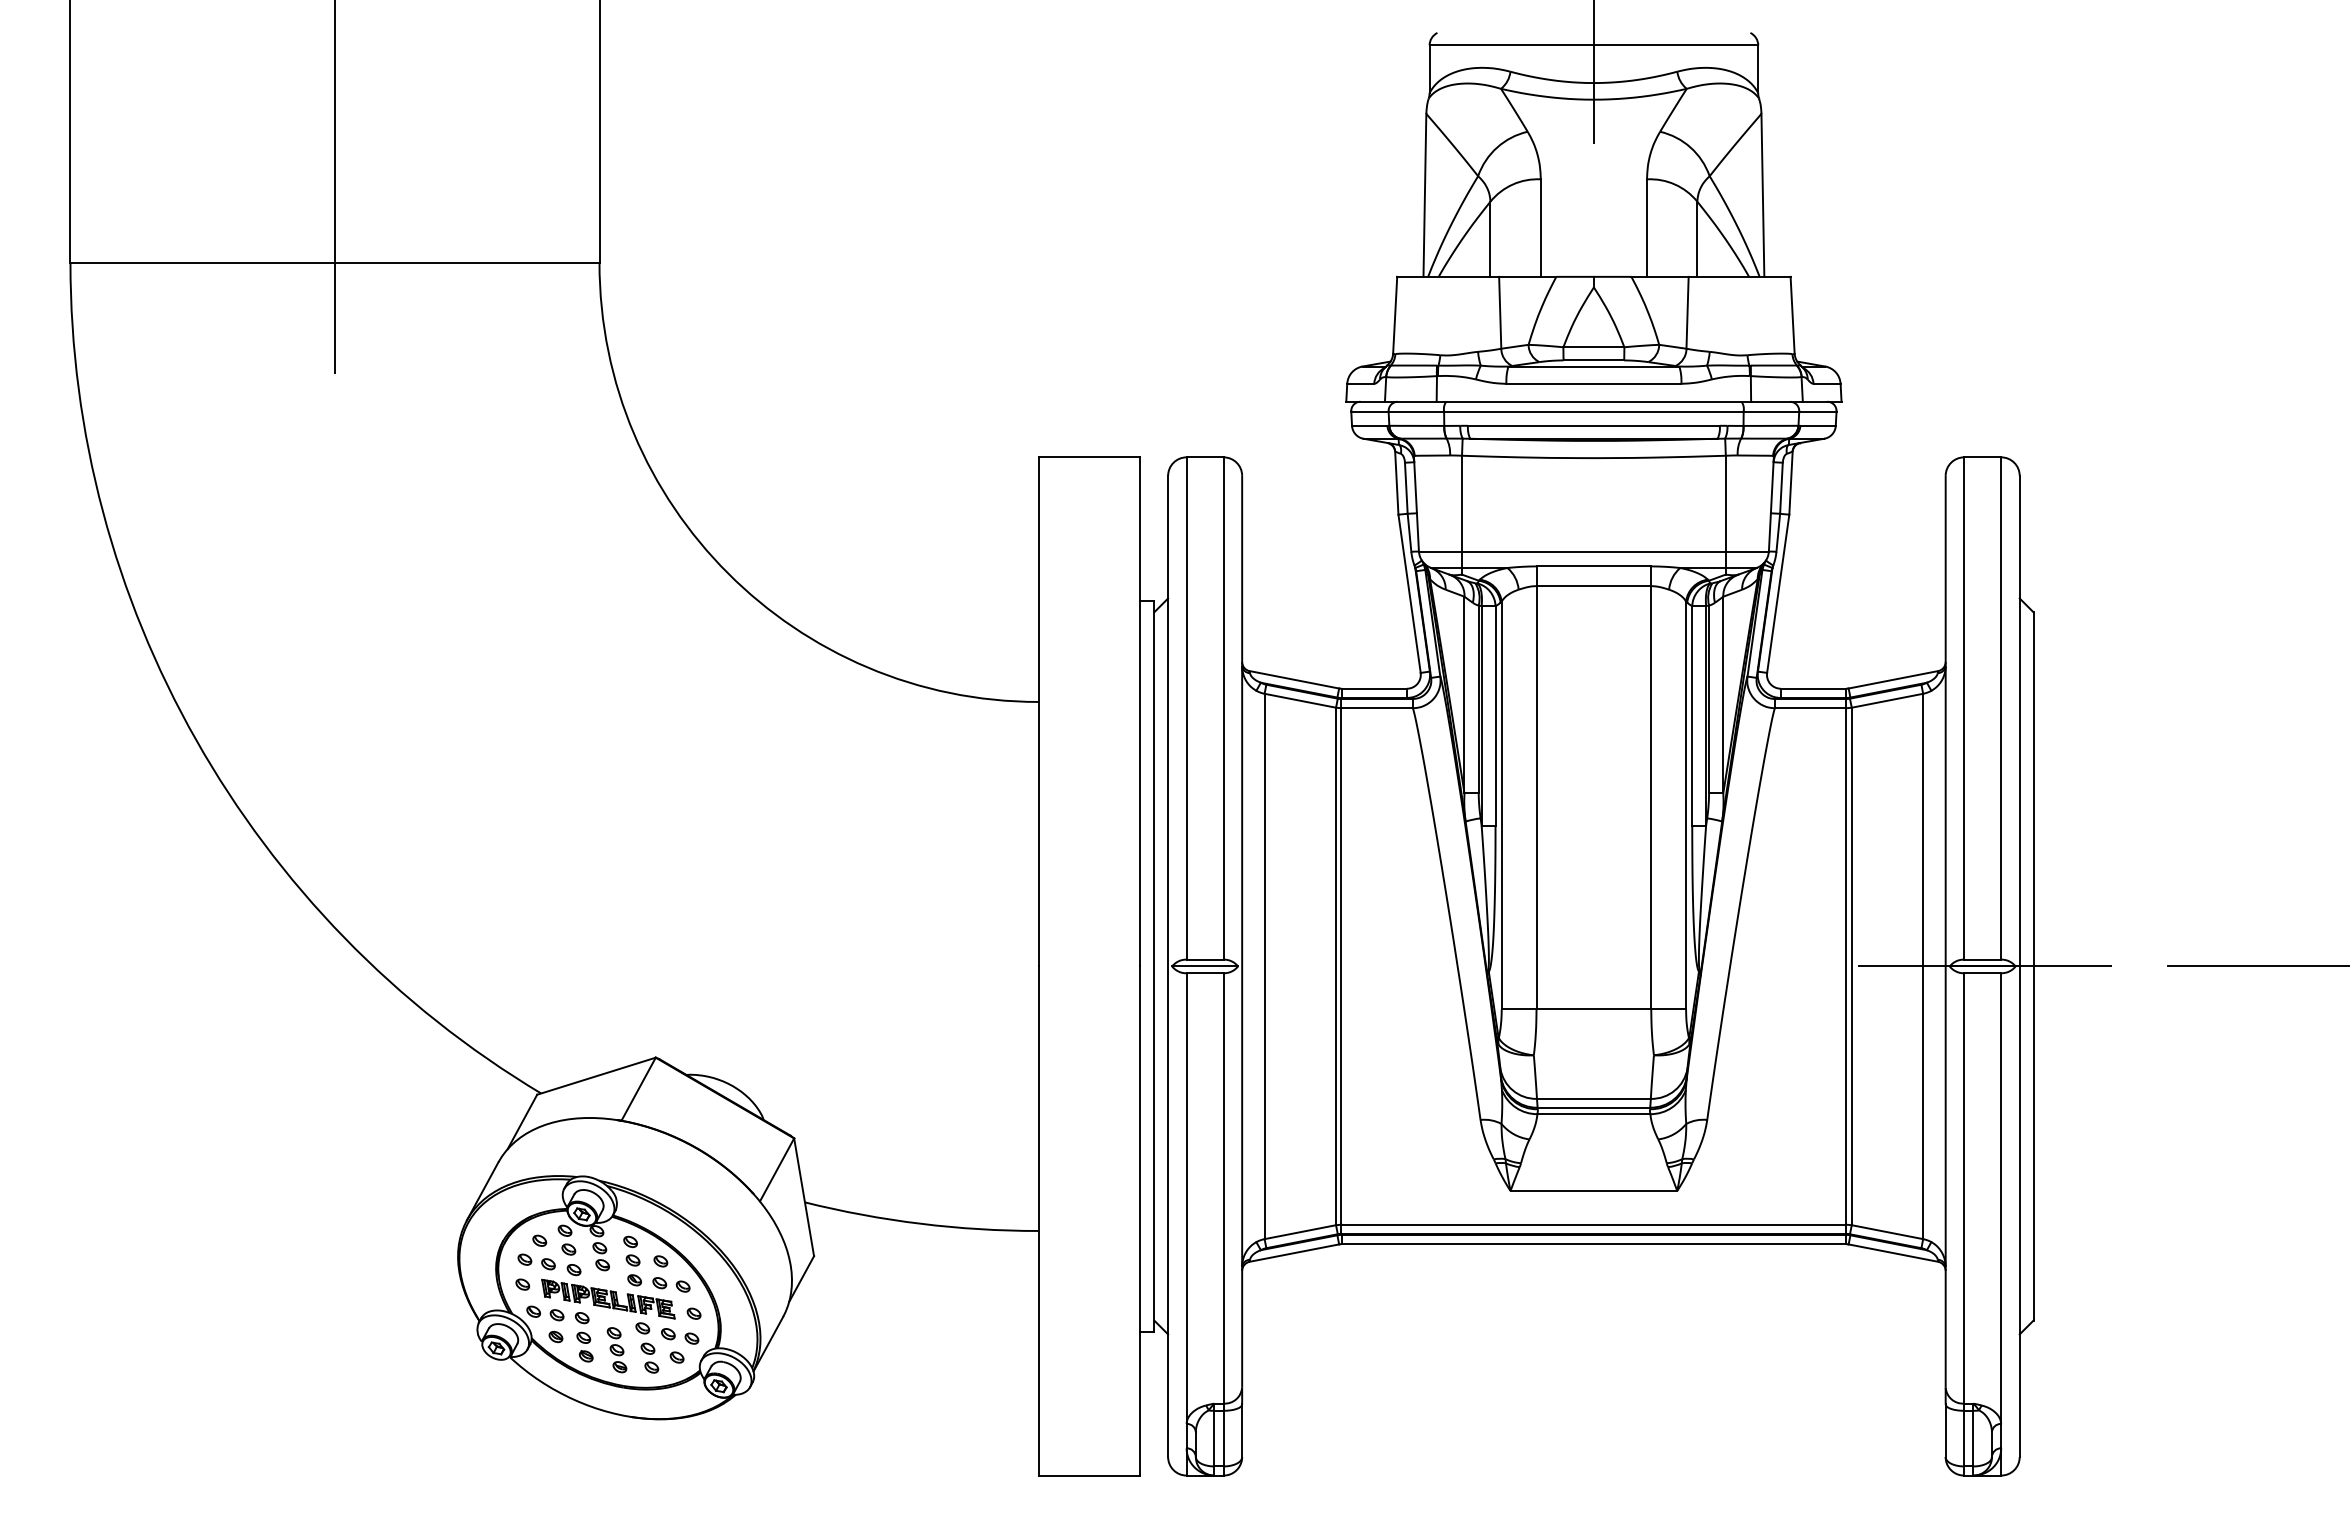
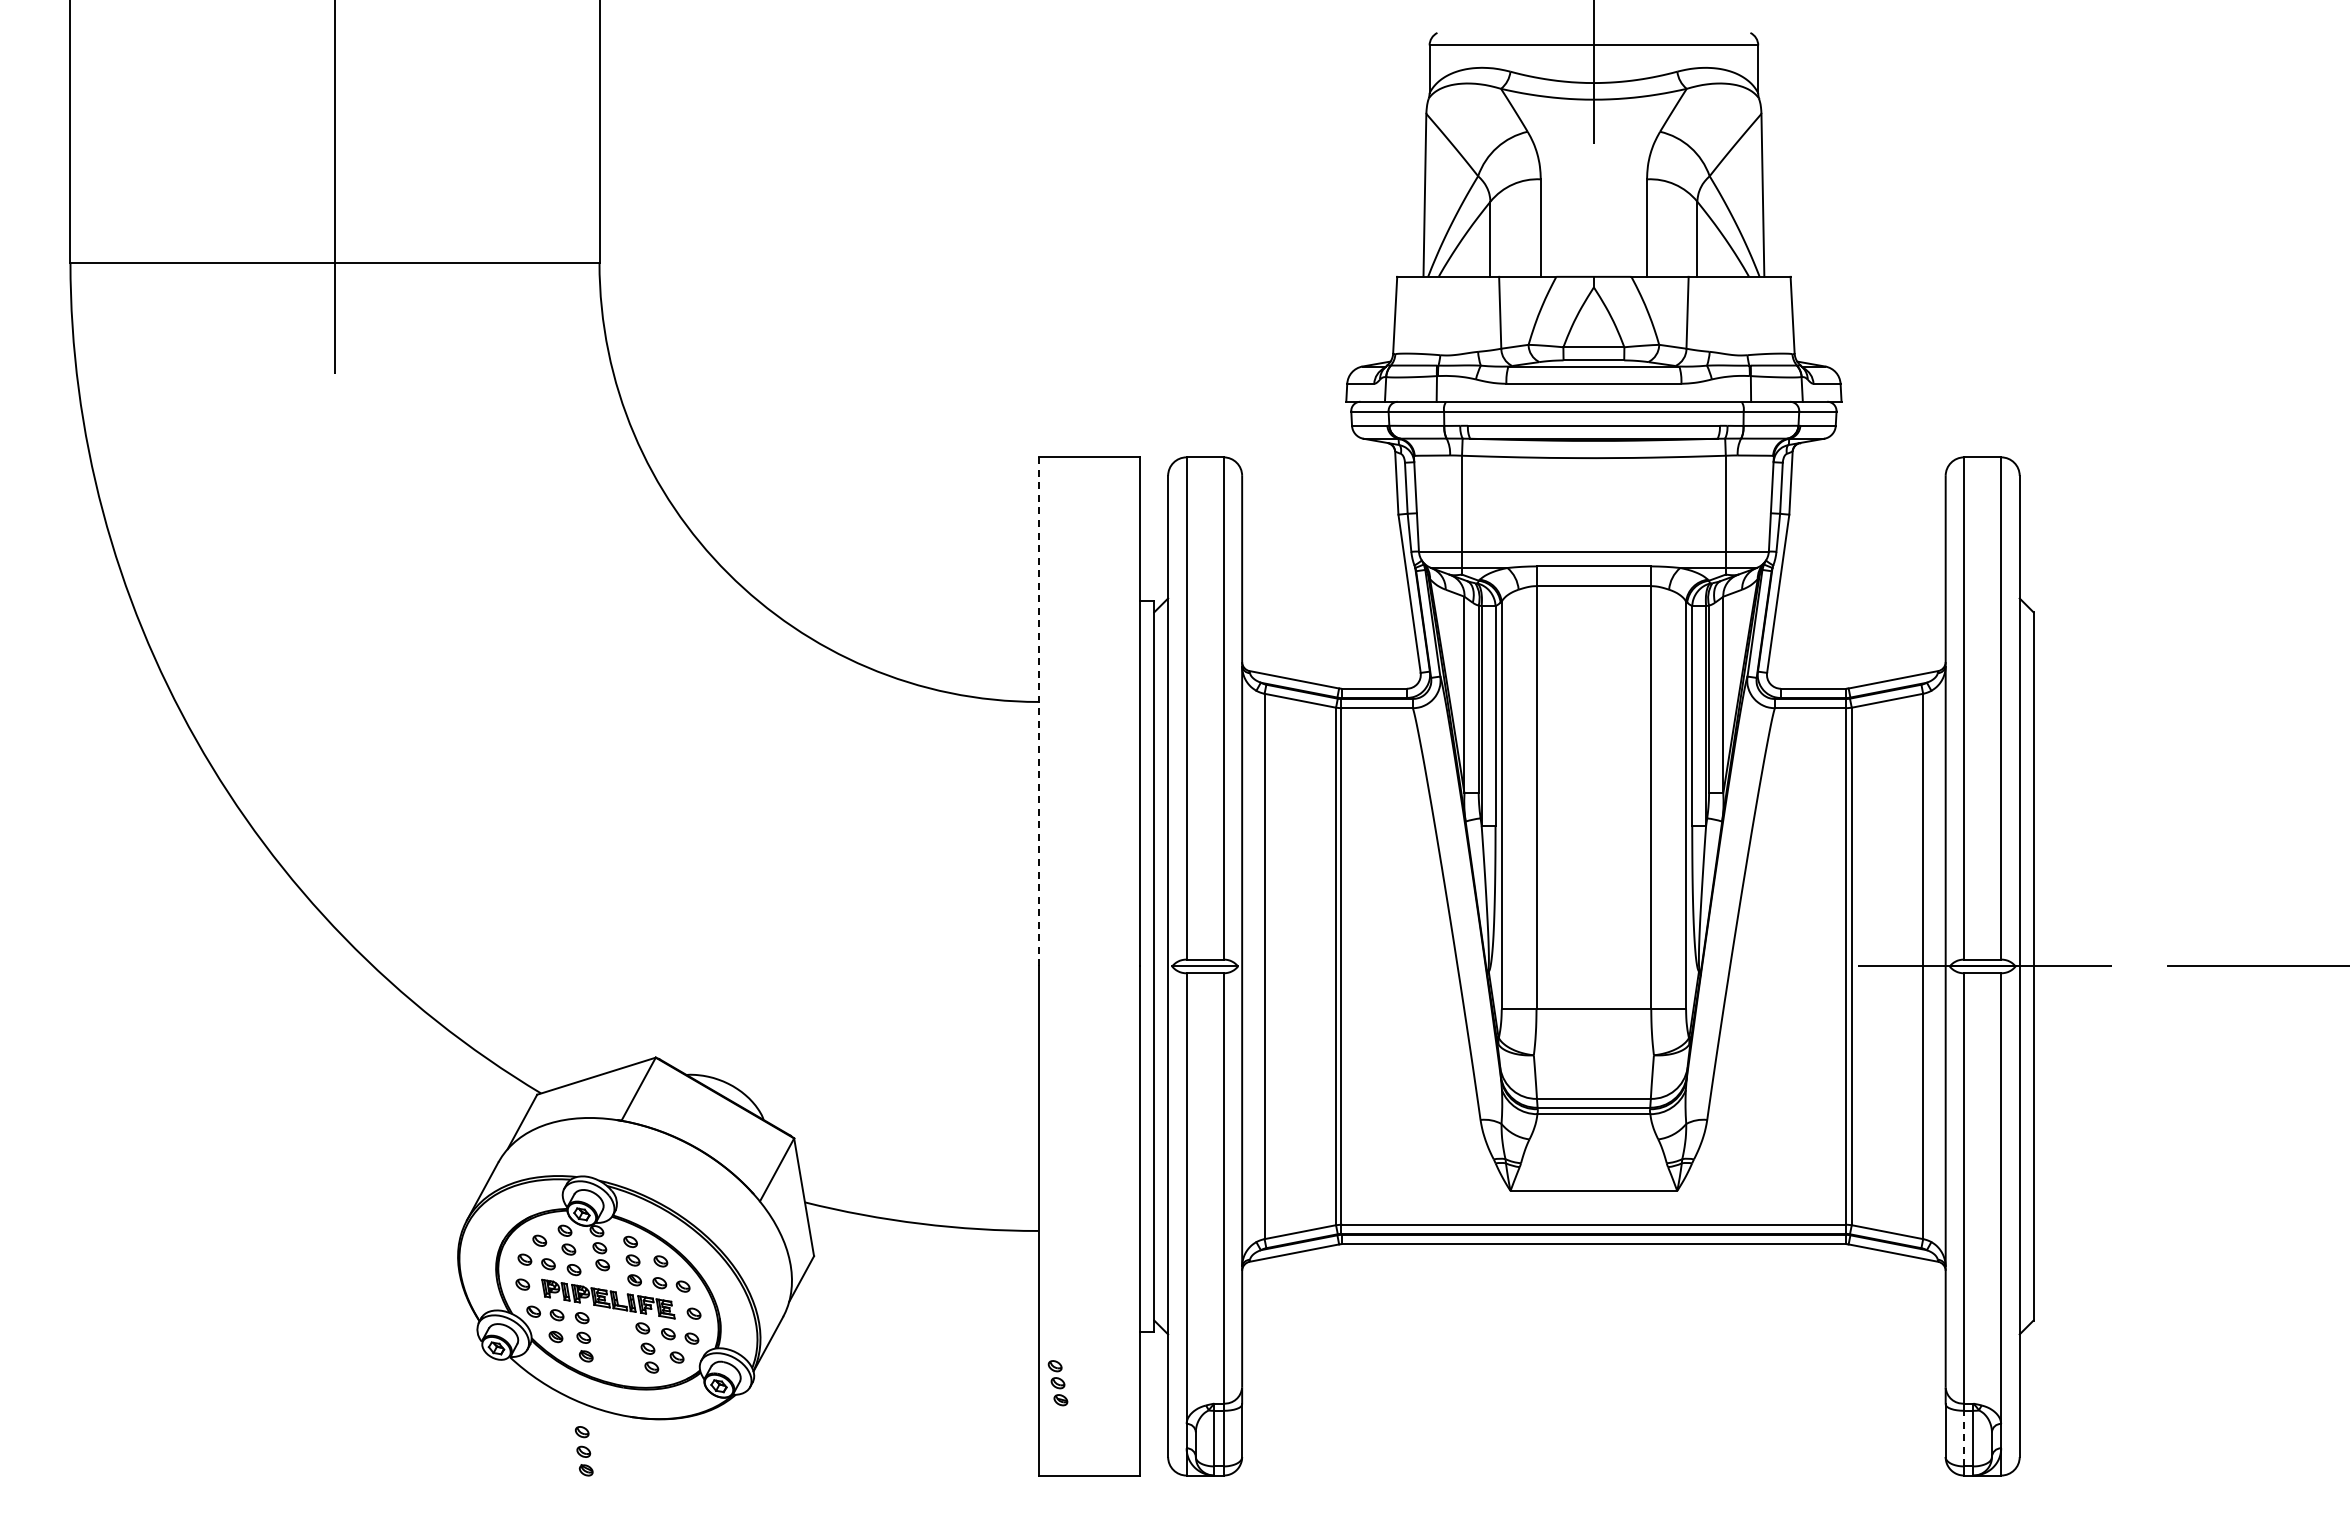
line: solid -> dashed (1038, 711)
part position: (616, 1350) -> (1057, 1383) (1057, 1383)
line: solid -> dashed (1964, 1438)
part: none -> present (583, 1451)
